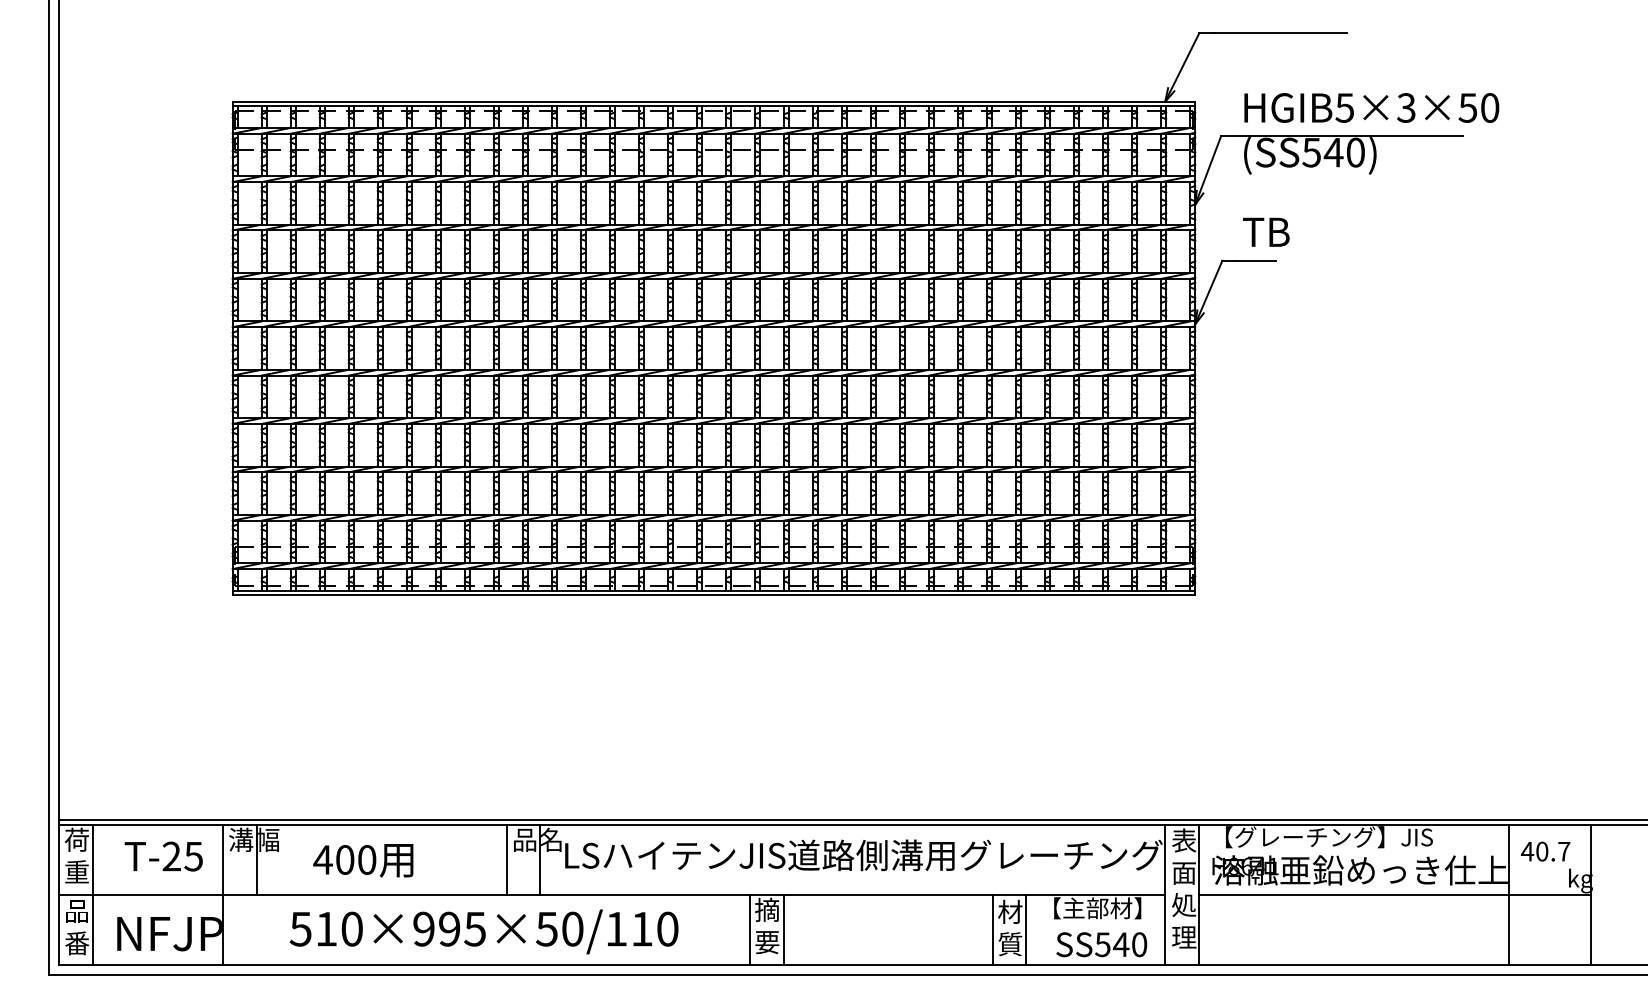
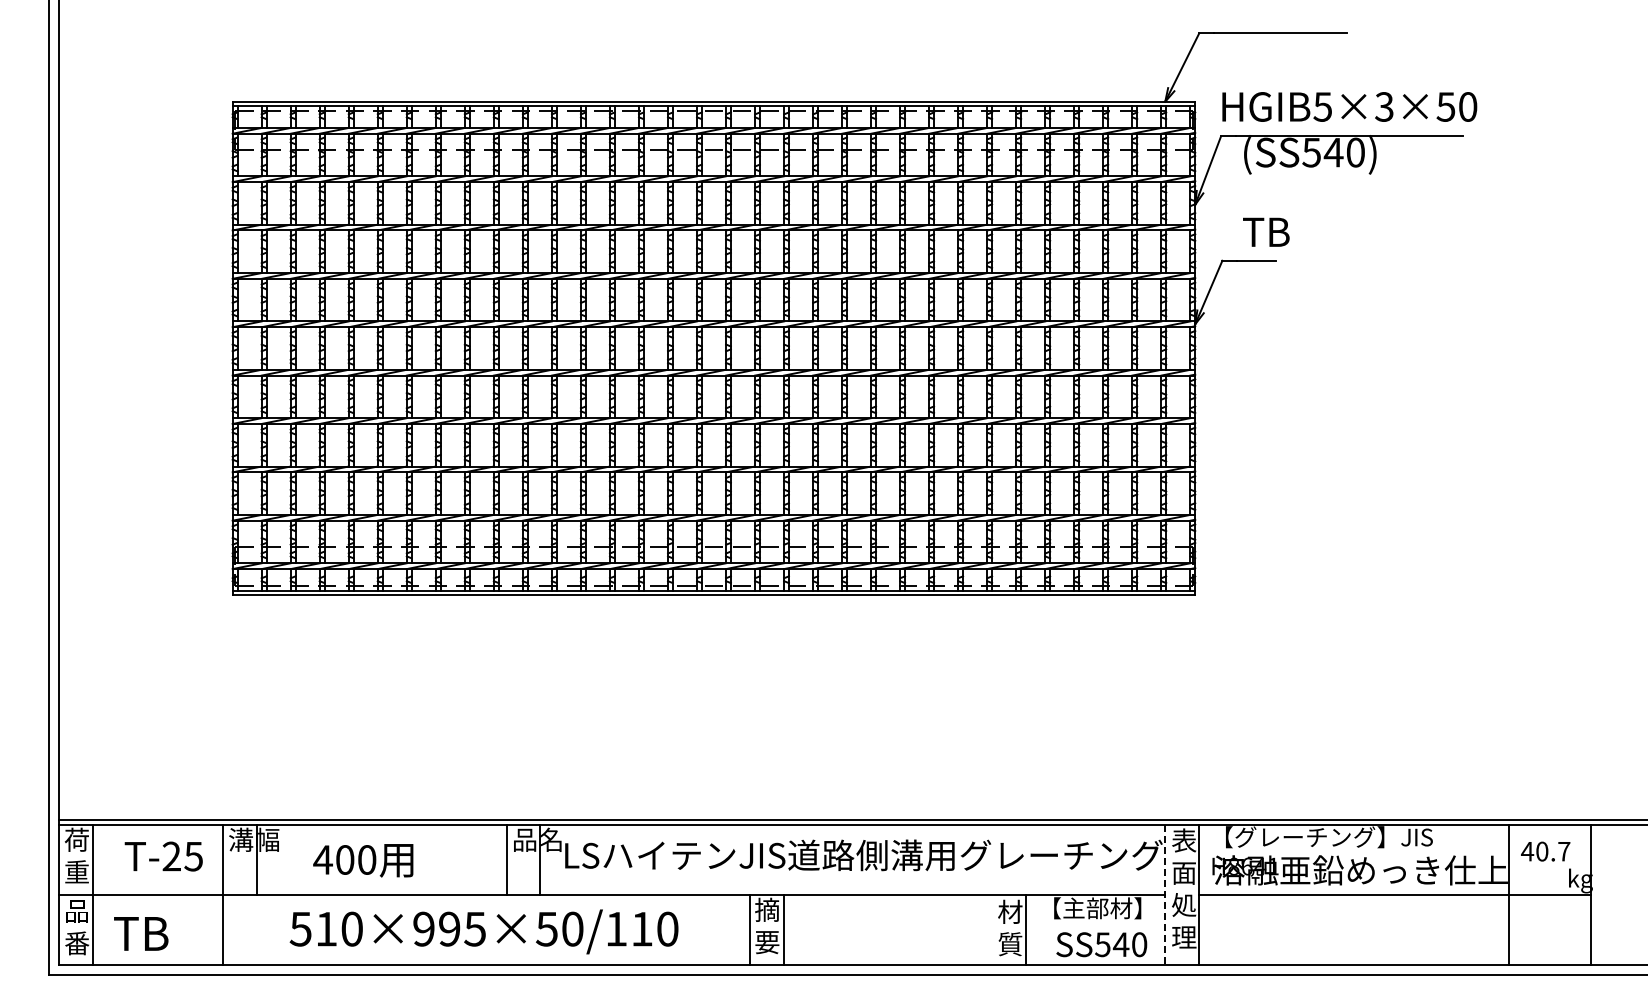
text position: (1371, 107) -> (1349, 106) (1349, 106)
line: solid -> dashed (1165, 895)
line: present -> none (992, 929)
text: NFJP -> TB (167, 934)
